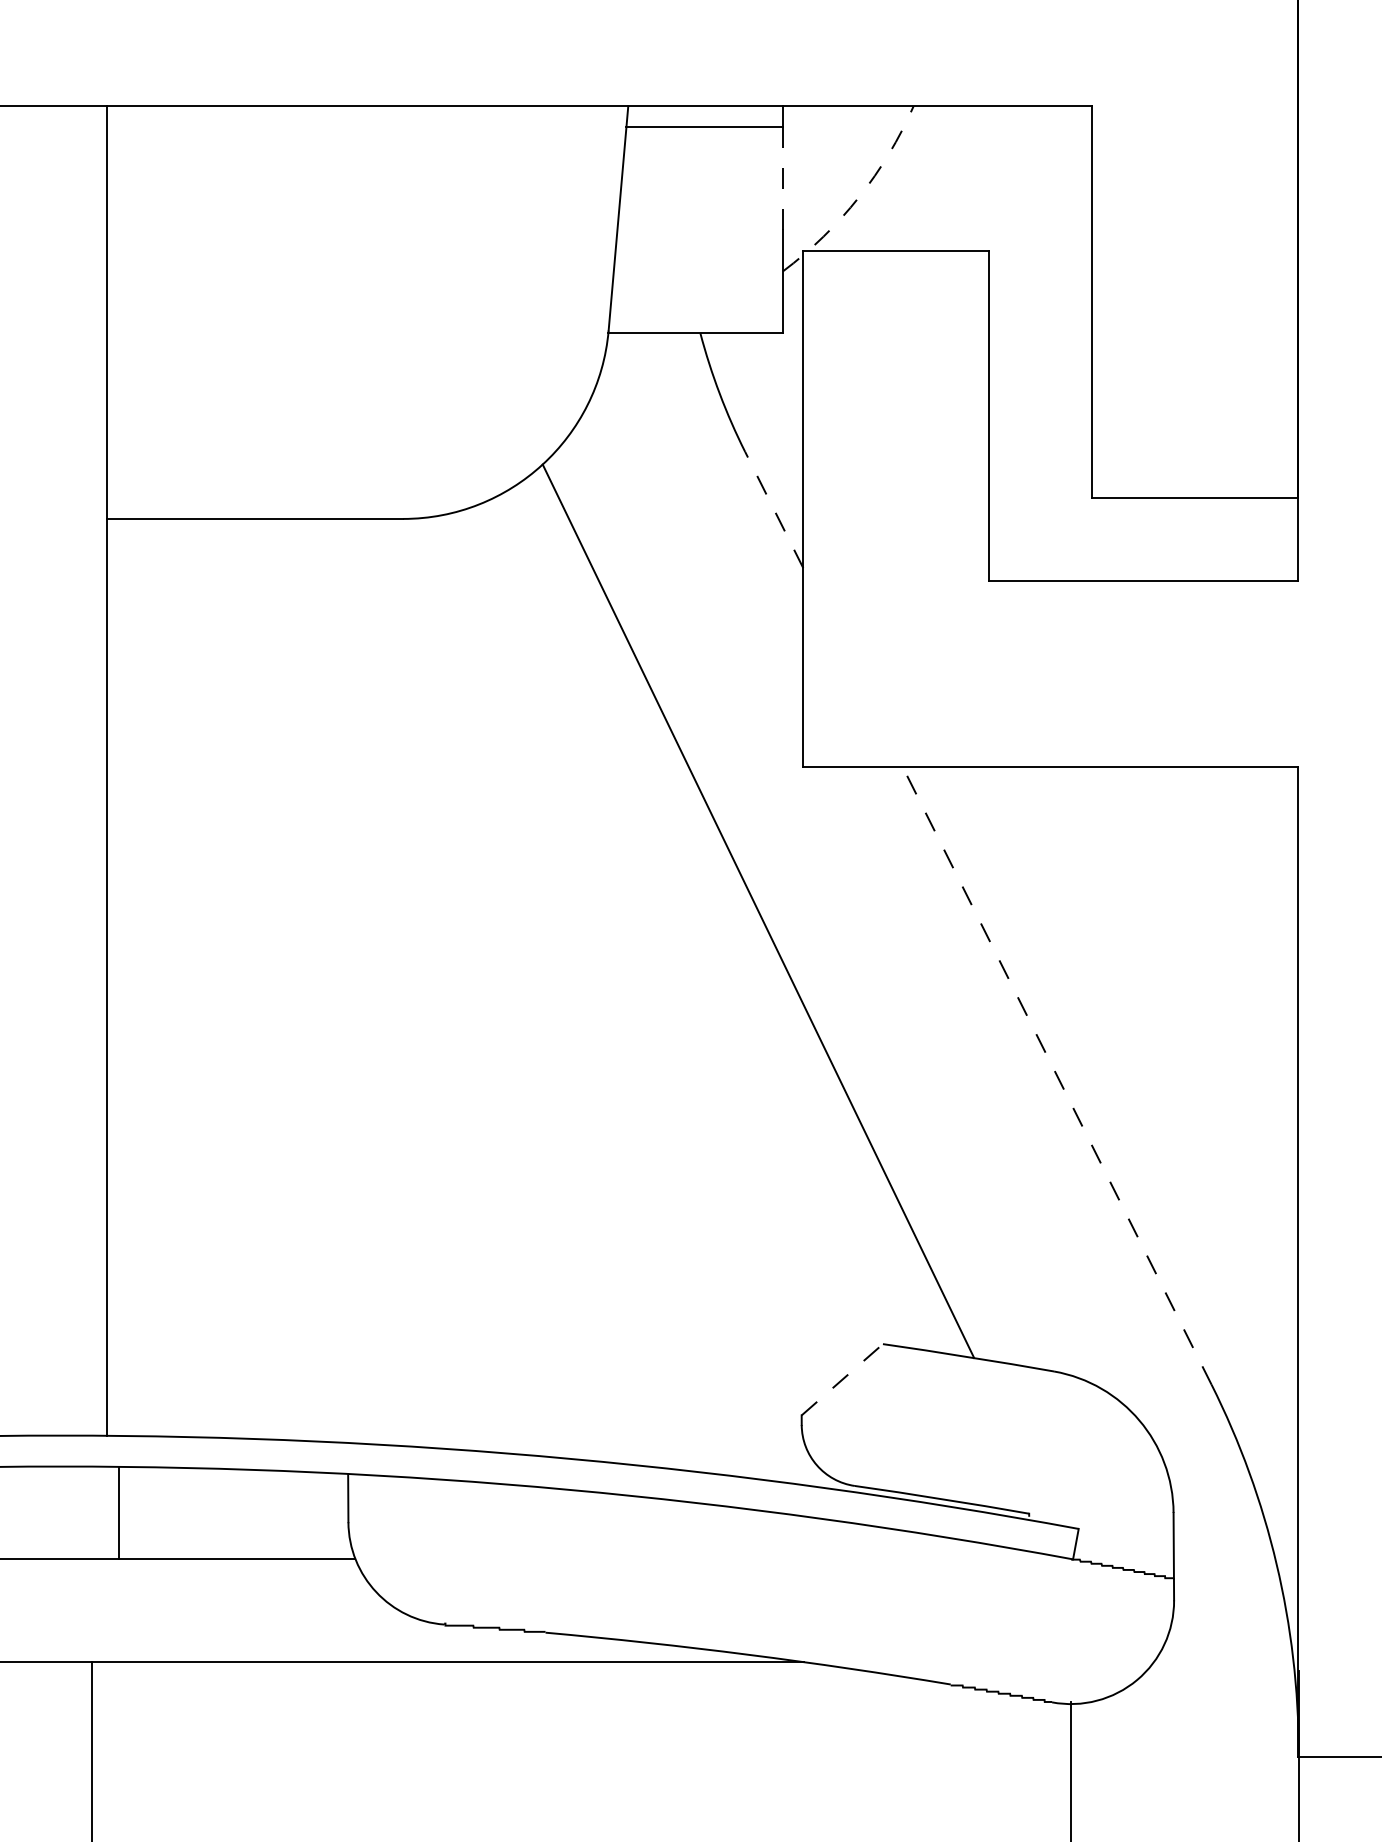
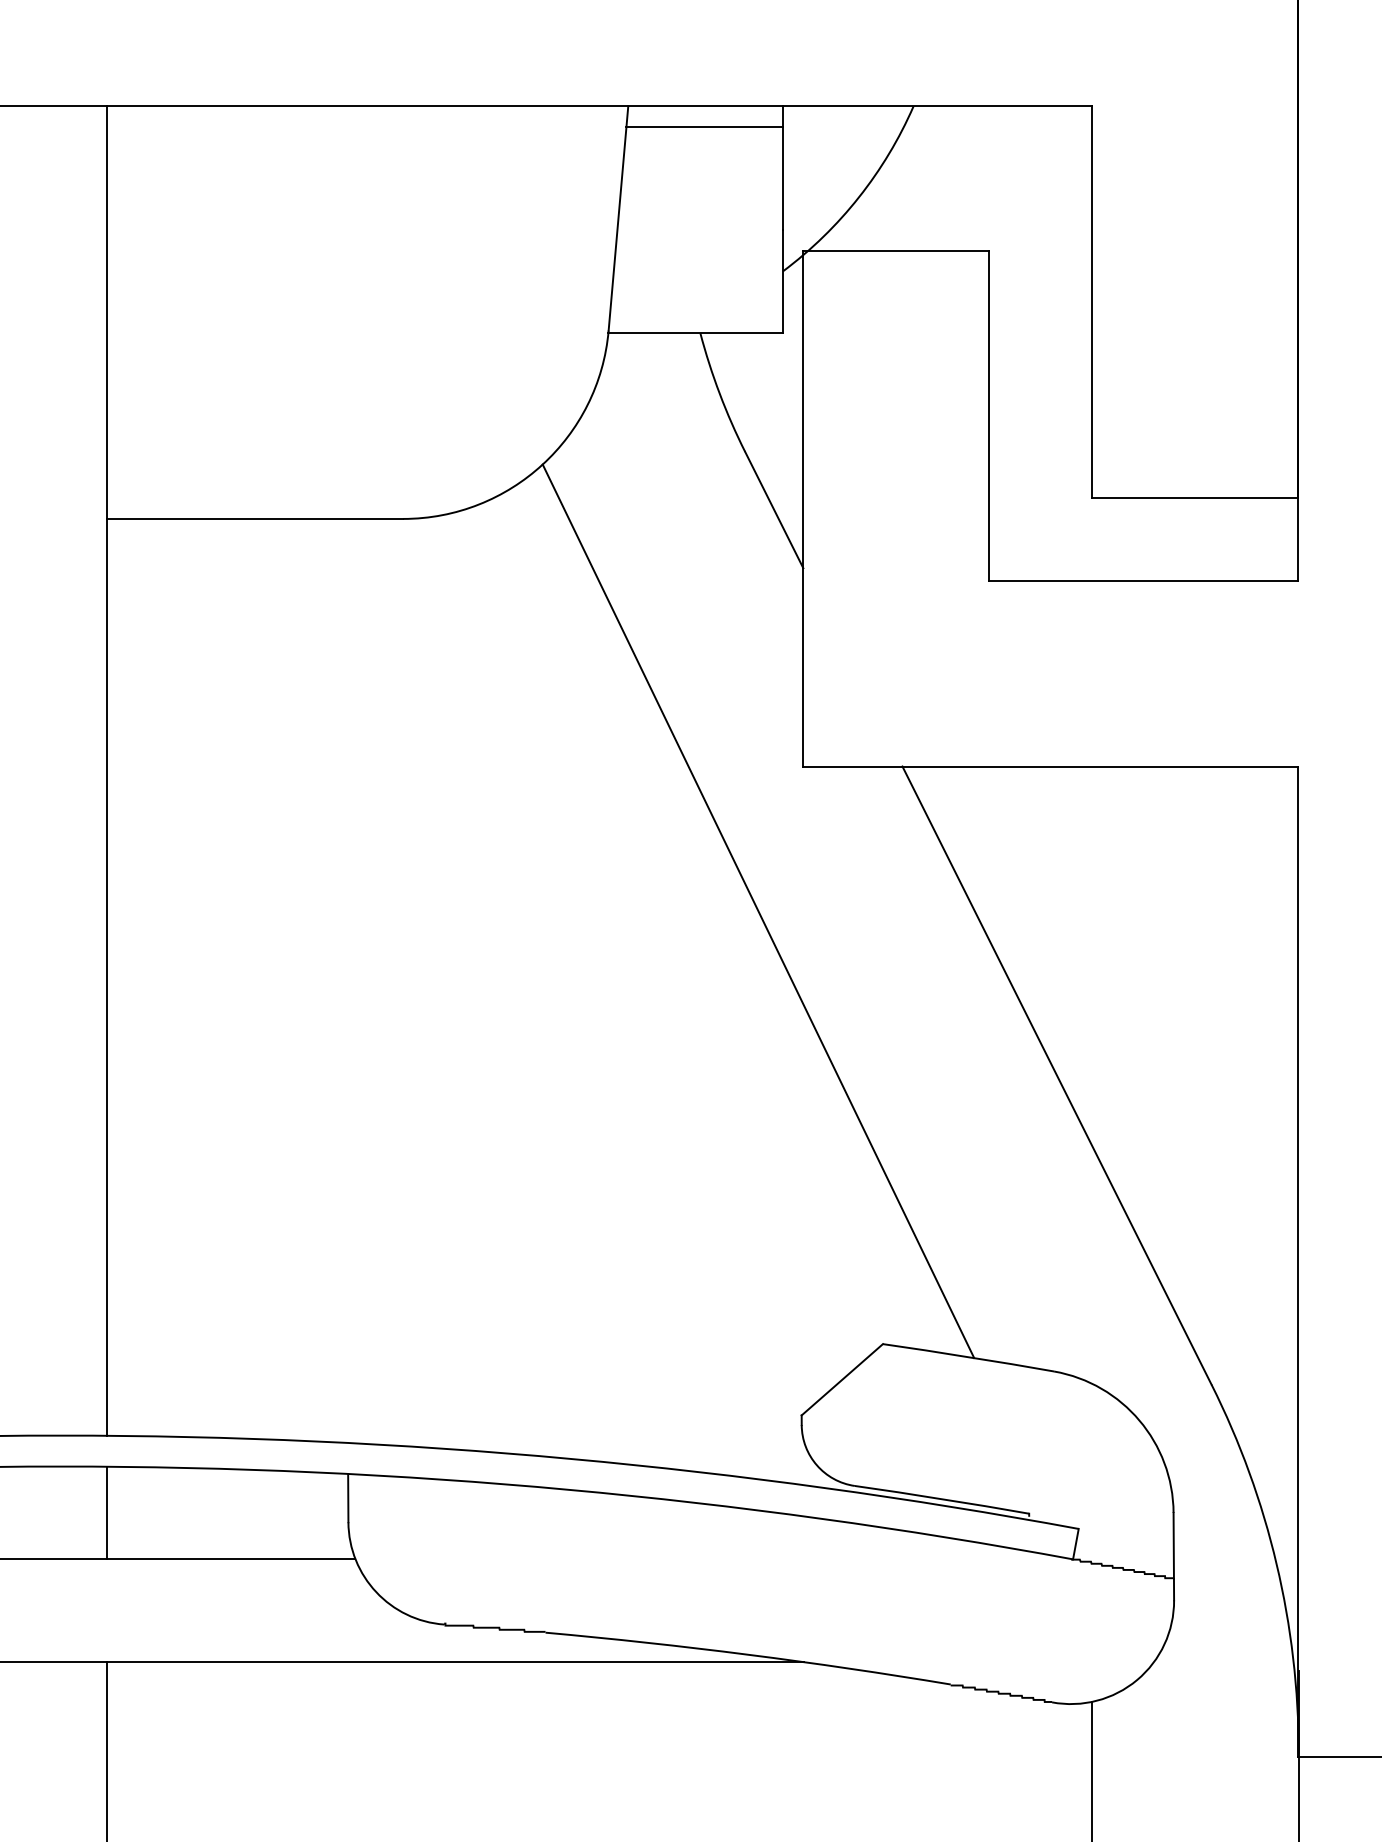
line: dashed -> solid (782, 178)
arc: dashed -> solid (858, 197)
line: dashed -> solid (774, 509)
line: dashed -> solid (1057, 1075)
line: dashed -> solid (842, 1379)
line position: (119, 1512) -> (107, 1512) (107, 1512)
line position: (92, 1750) -> (107, 1750) (107, 1750)
line position: (1071, 1769) -> (1092, 1769) (1092, 1769)
